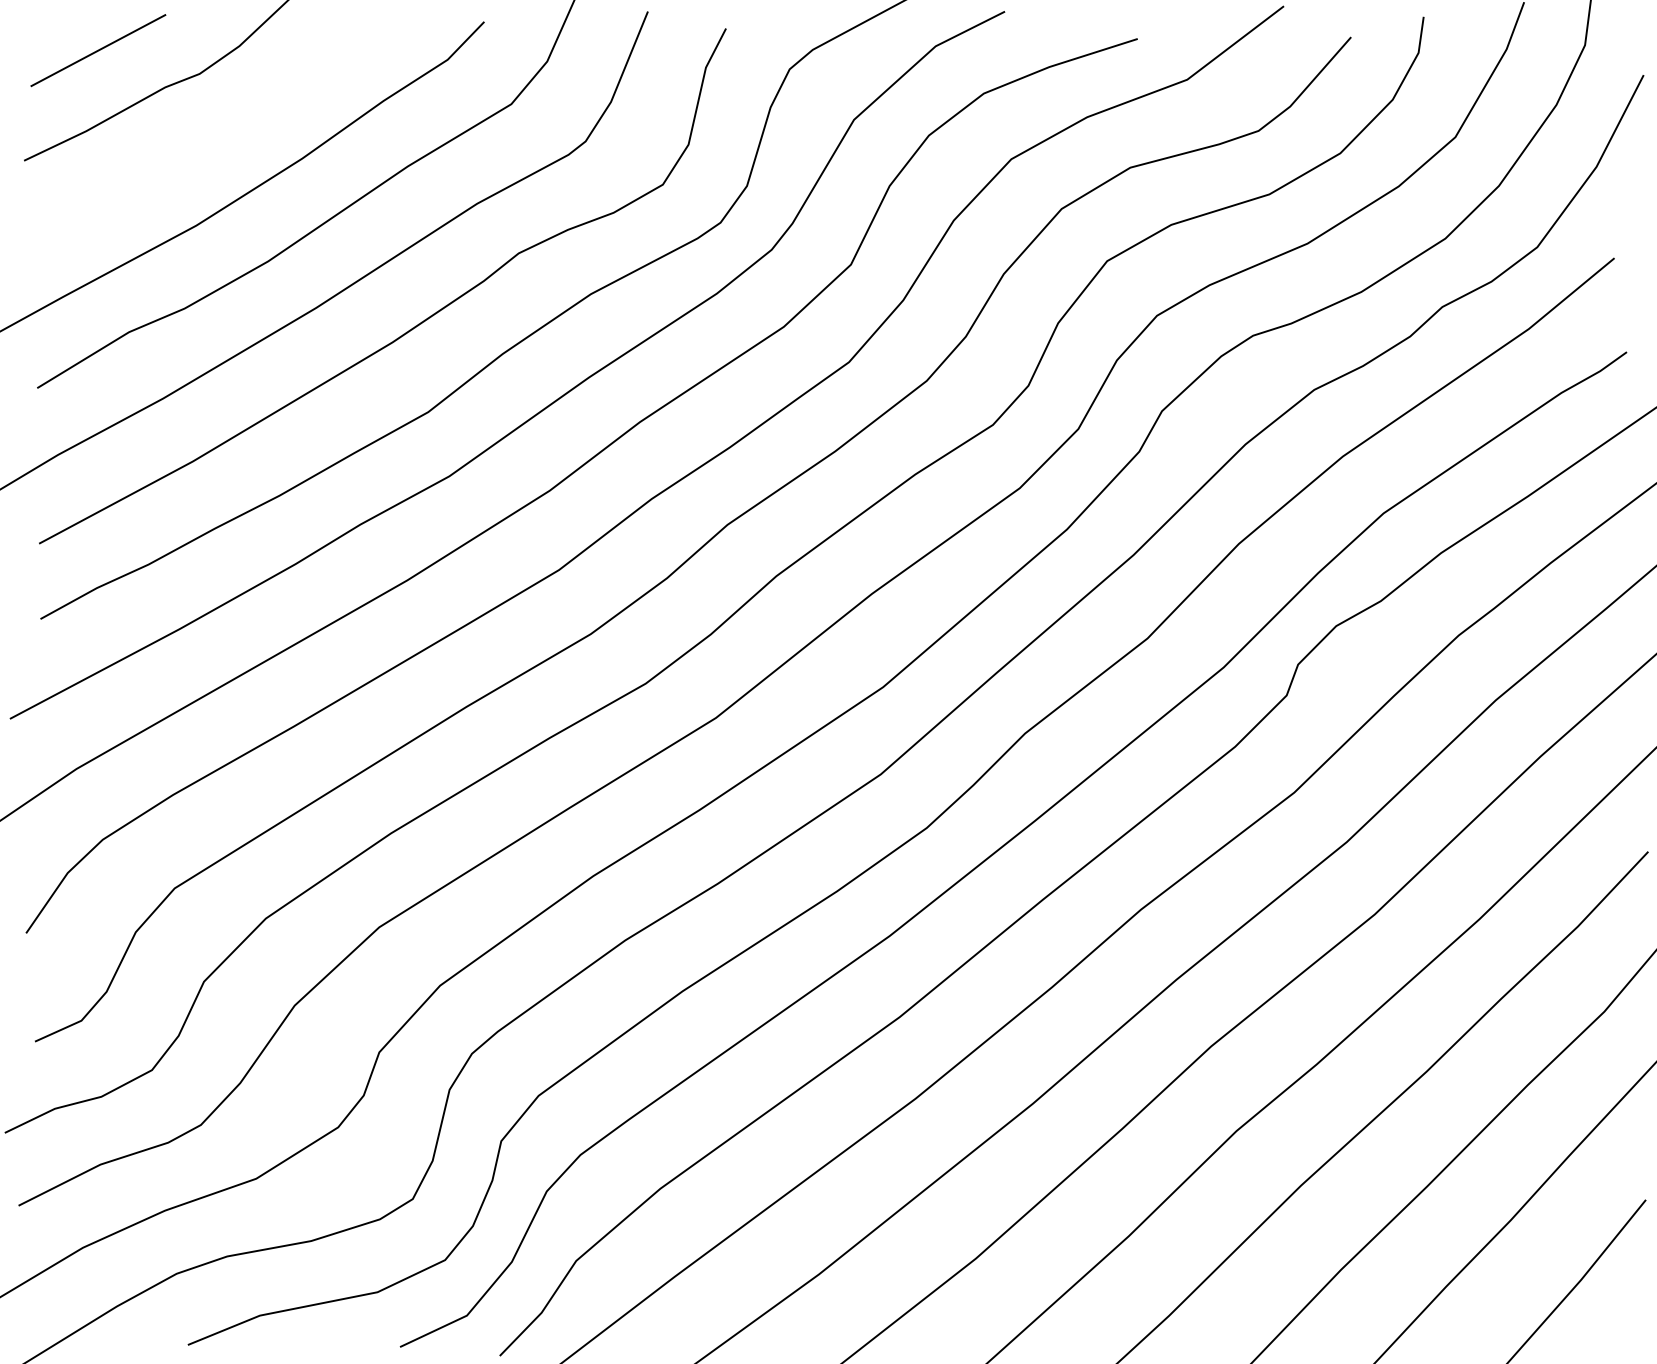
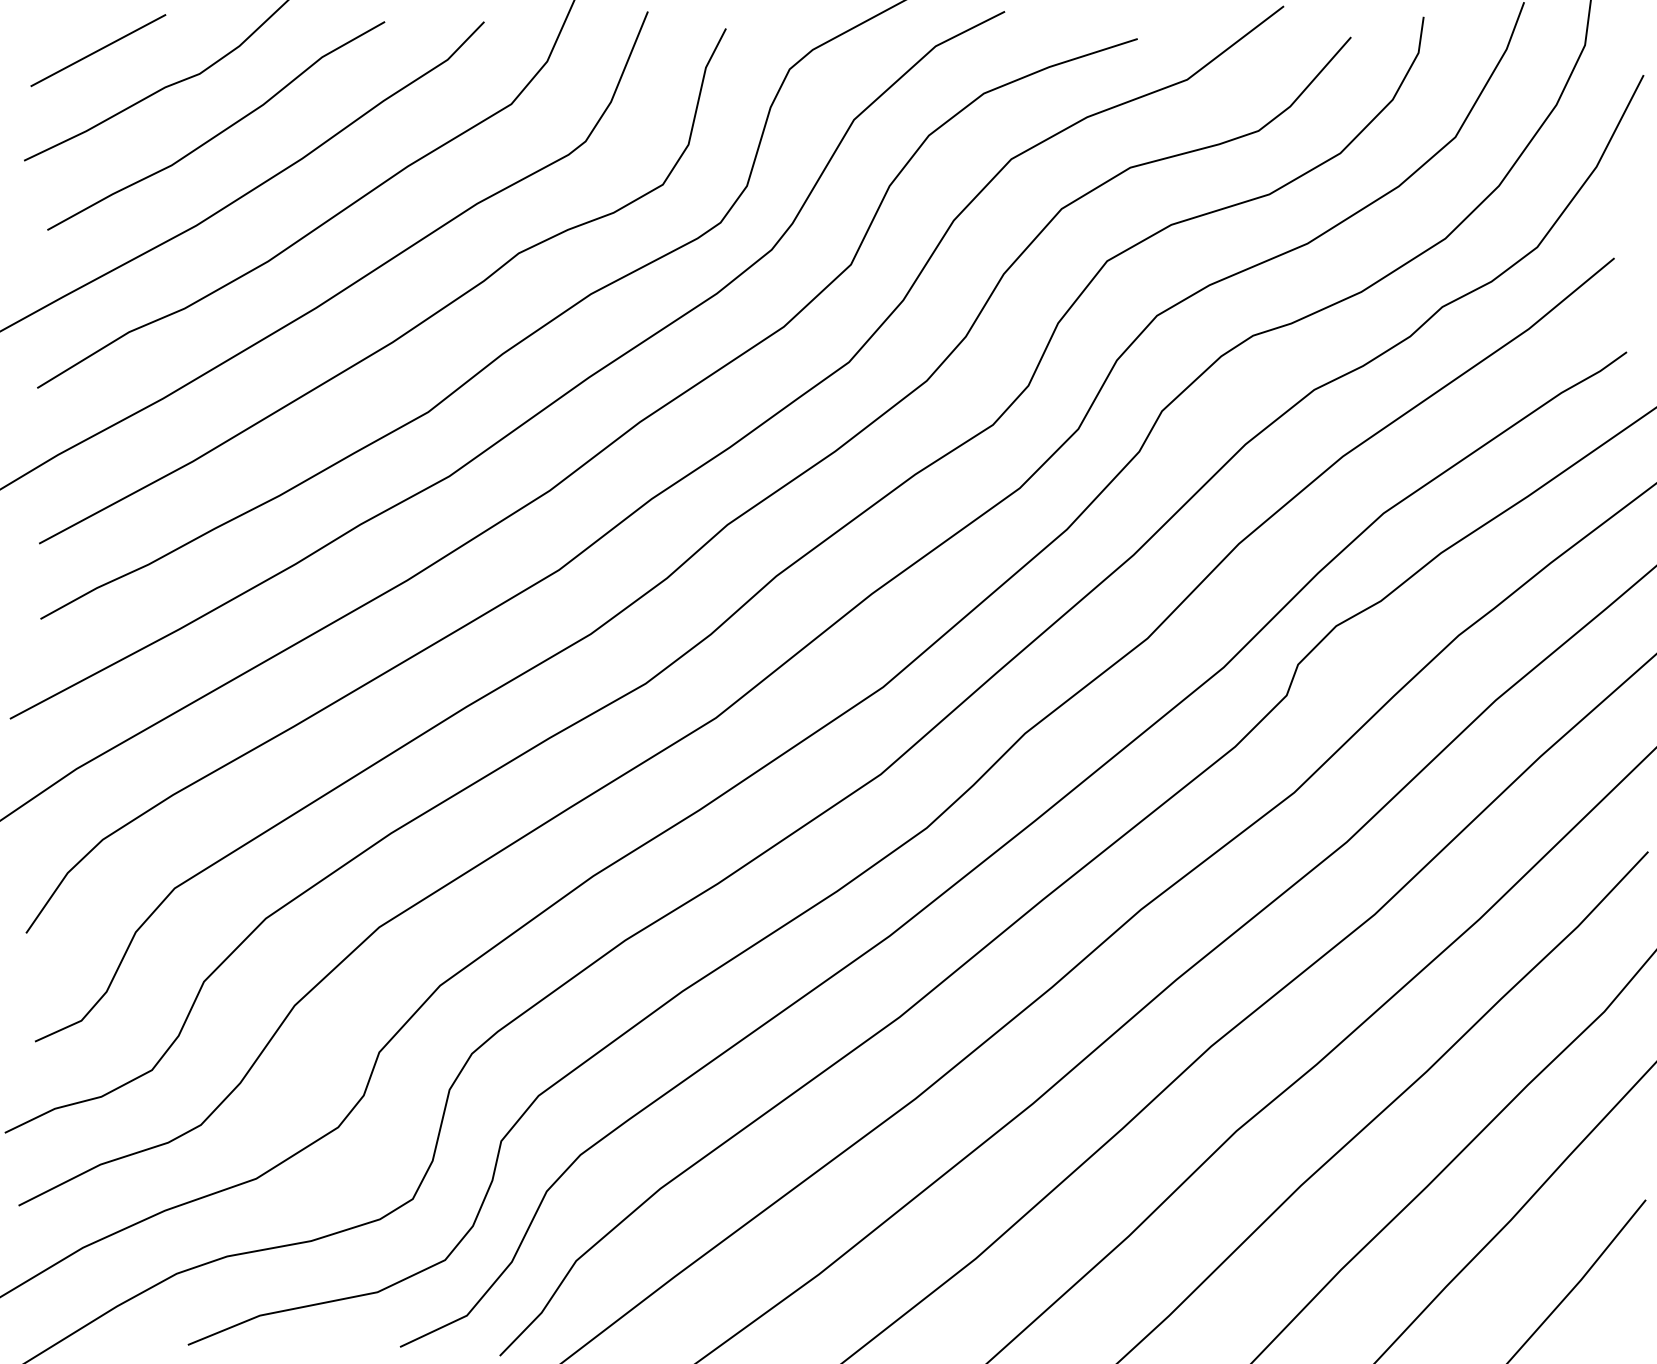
part: none -> present (219, 132)
